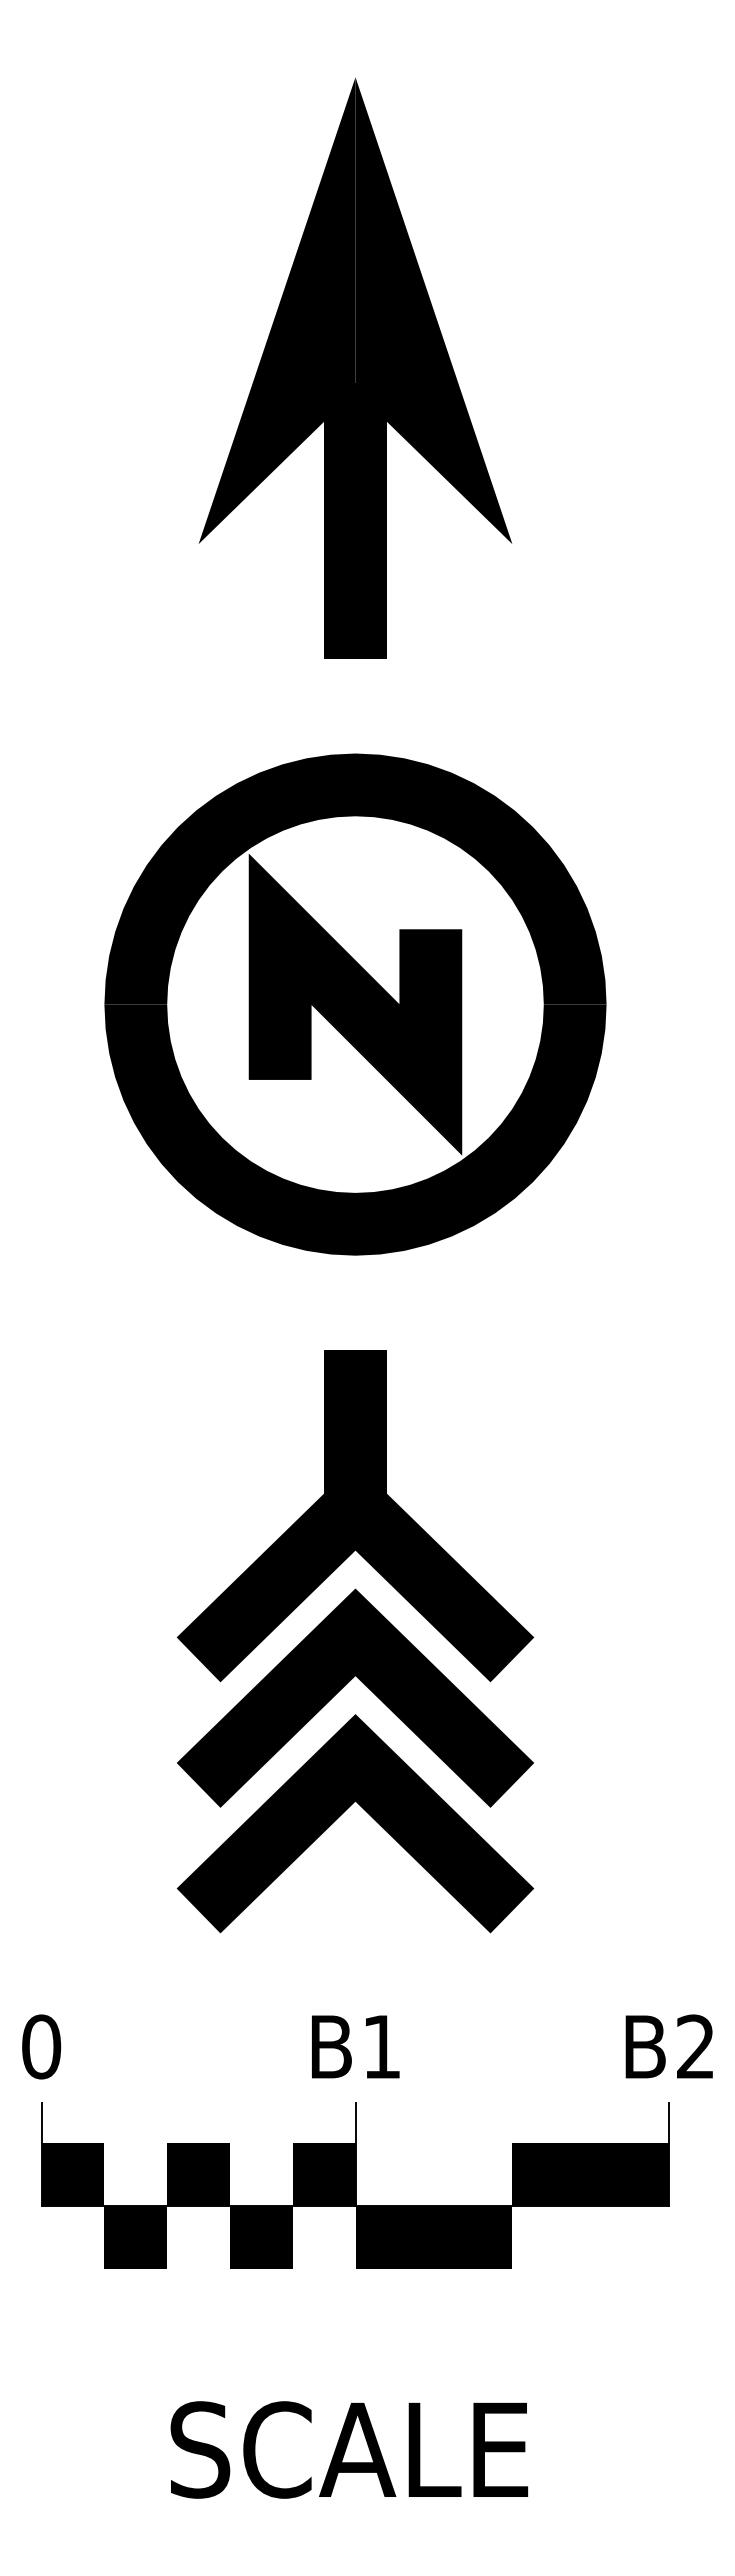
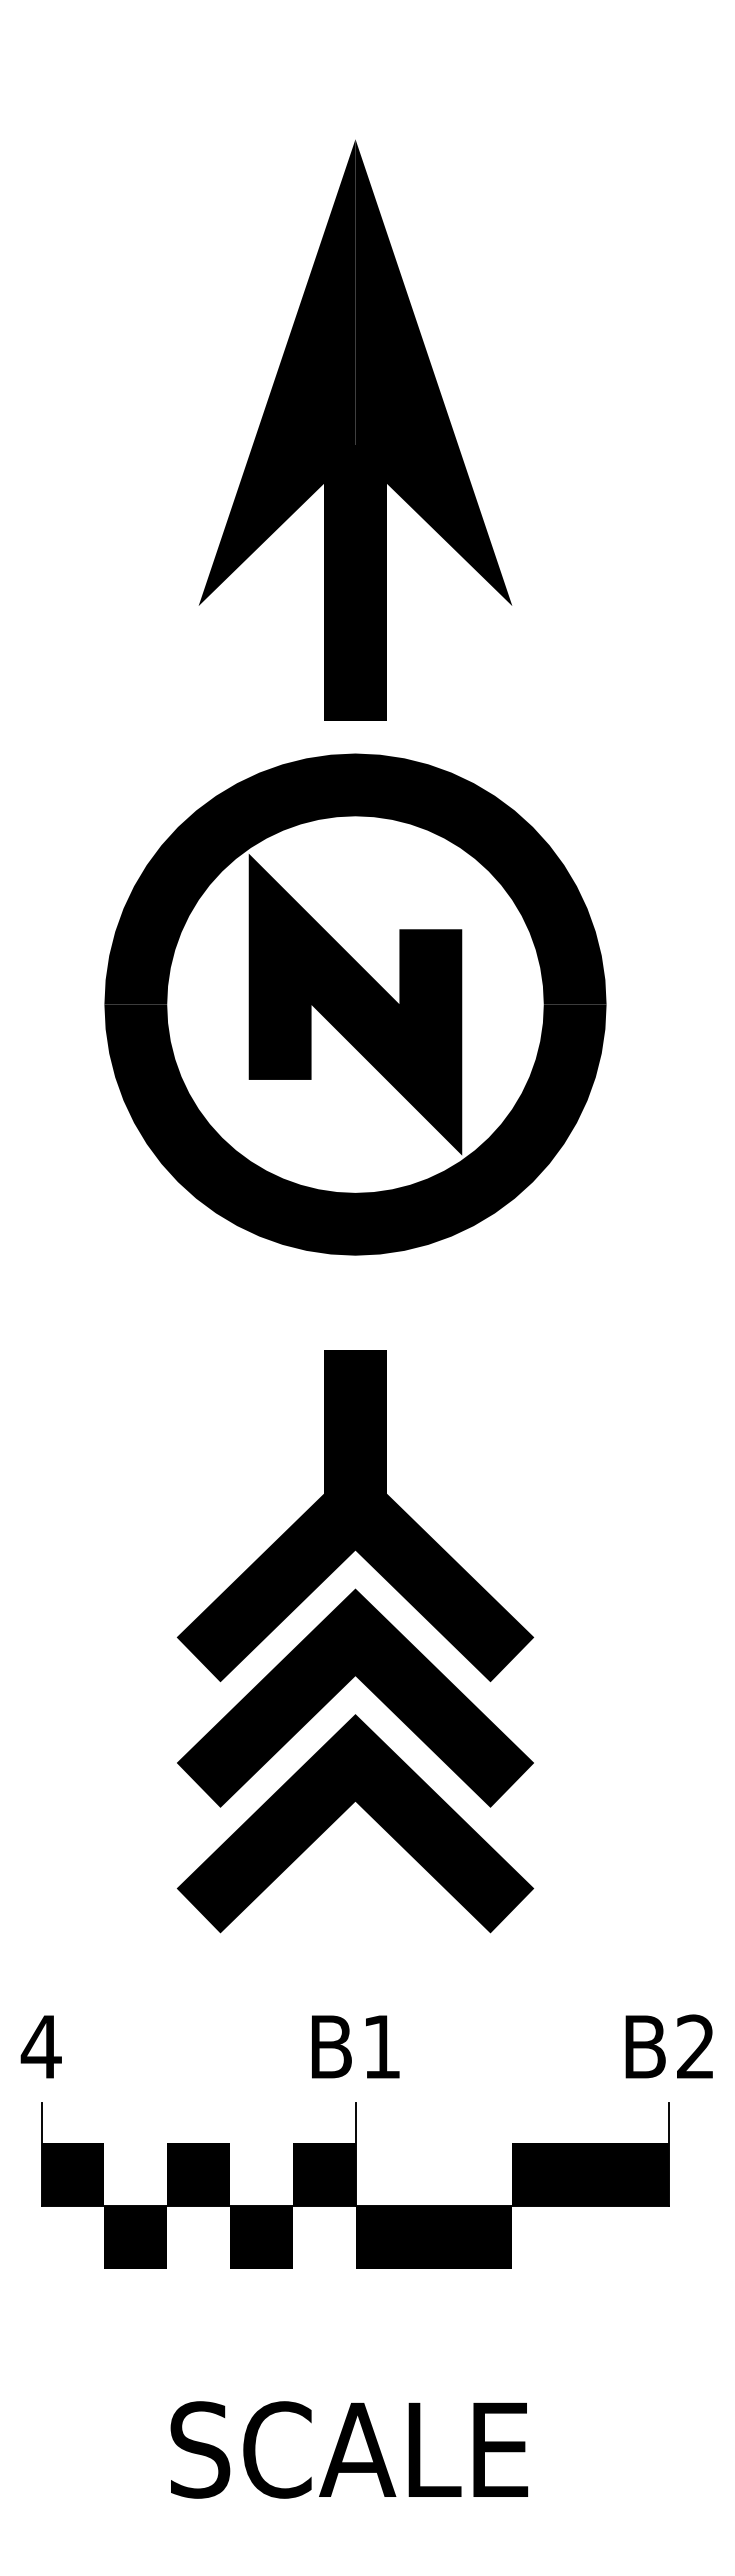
part position: (355, 367) -> (355, 429) (355, 429)
text: 0 -> 4 (40, 2046)
